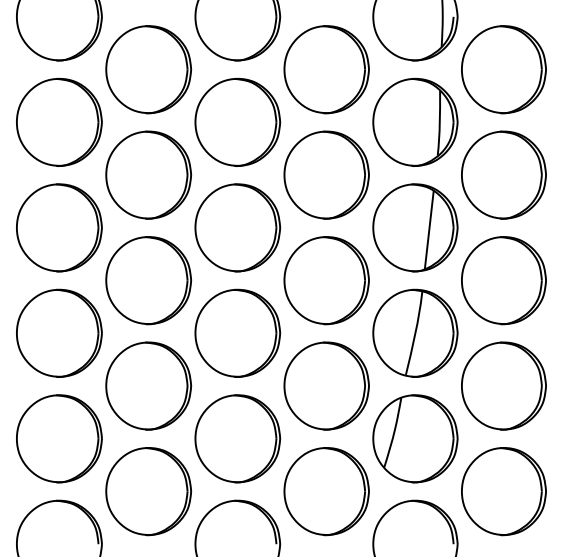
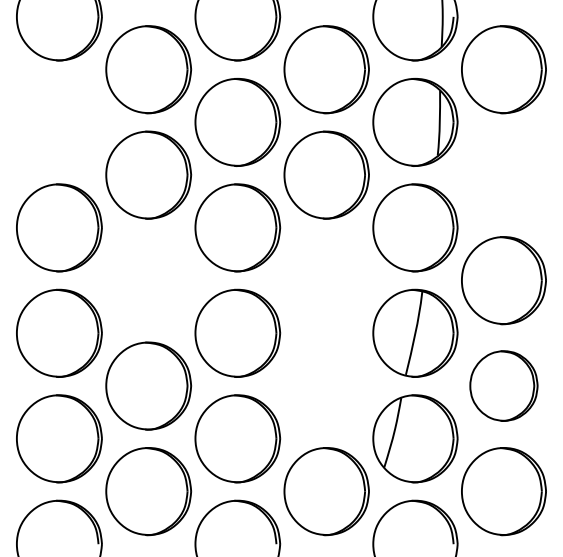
part: present -> none (59, 122)
part: present -> none (503, 174)
line: present -> none (428, 229)
part: present -> none (148, 280)
part: present -> none (326, 280)
part: present -> none (326, 385)
part size: 86x90 px -> 70x72 px (503, 385)
